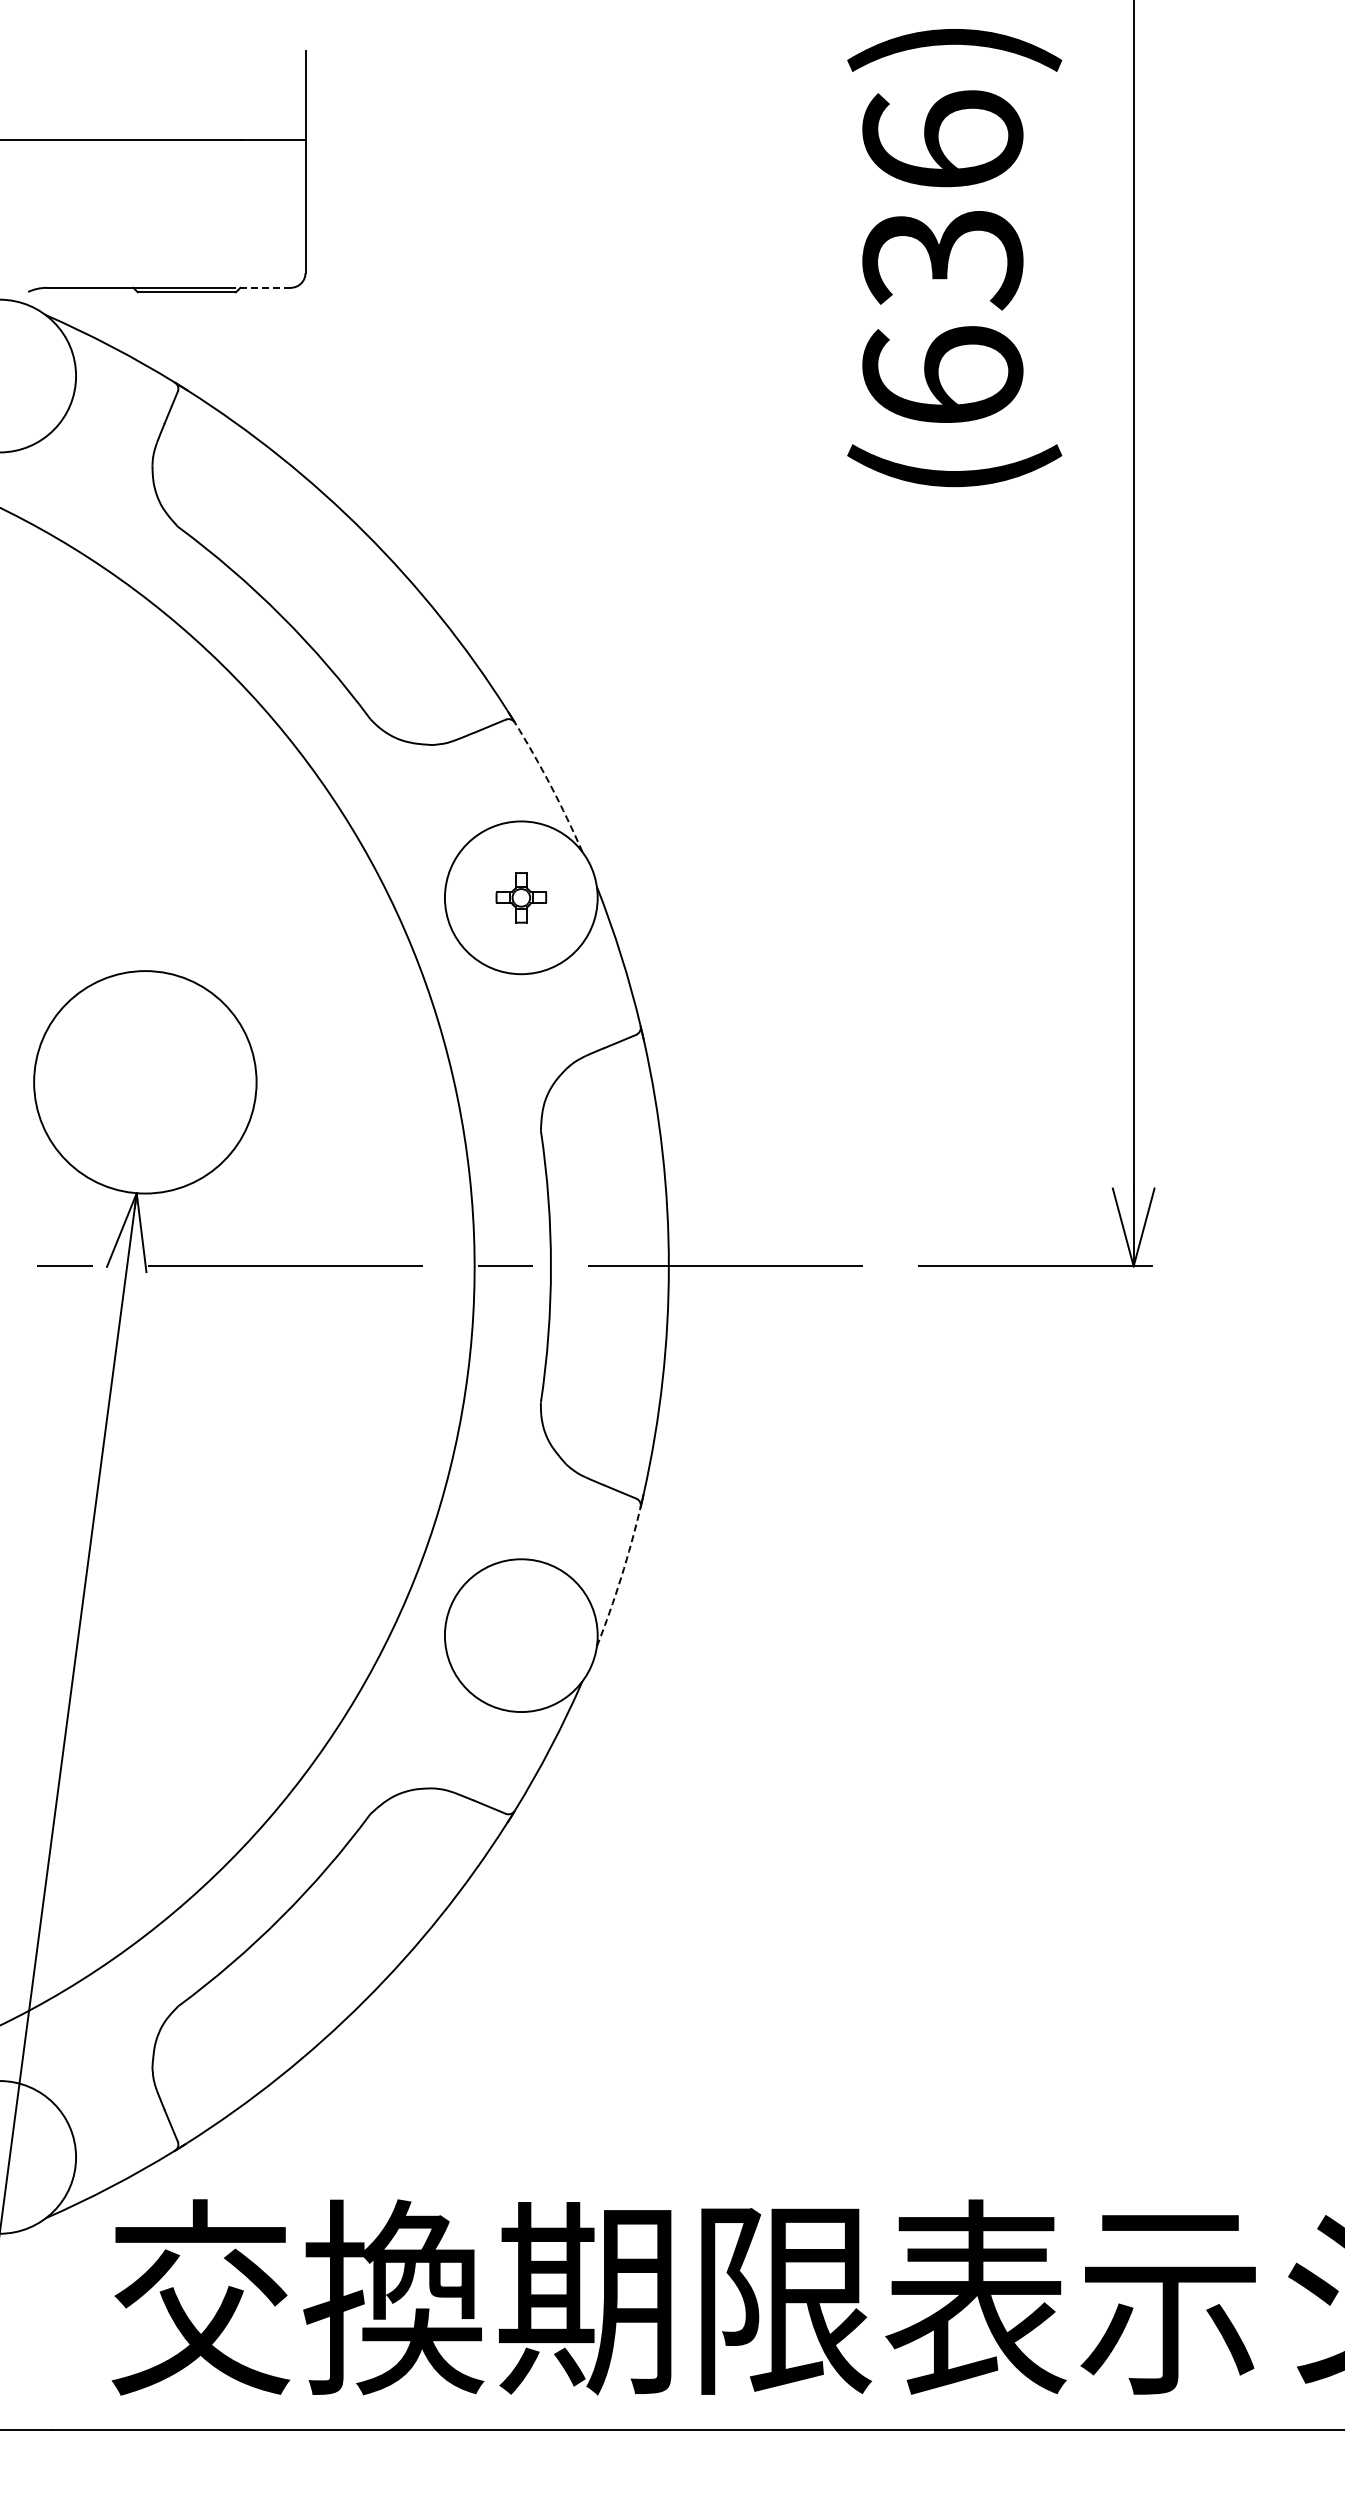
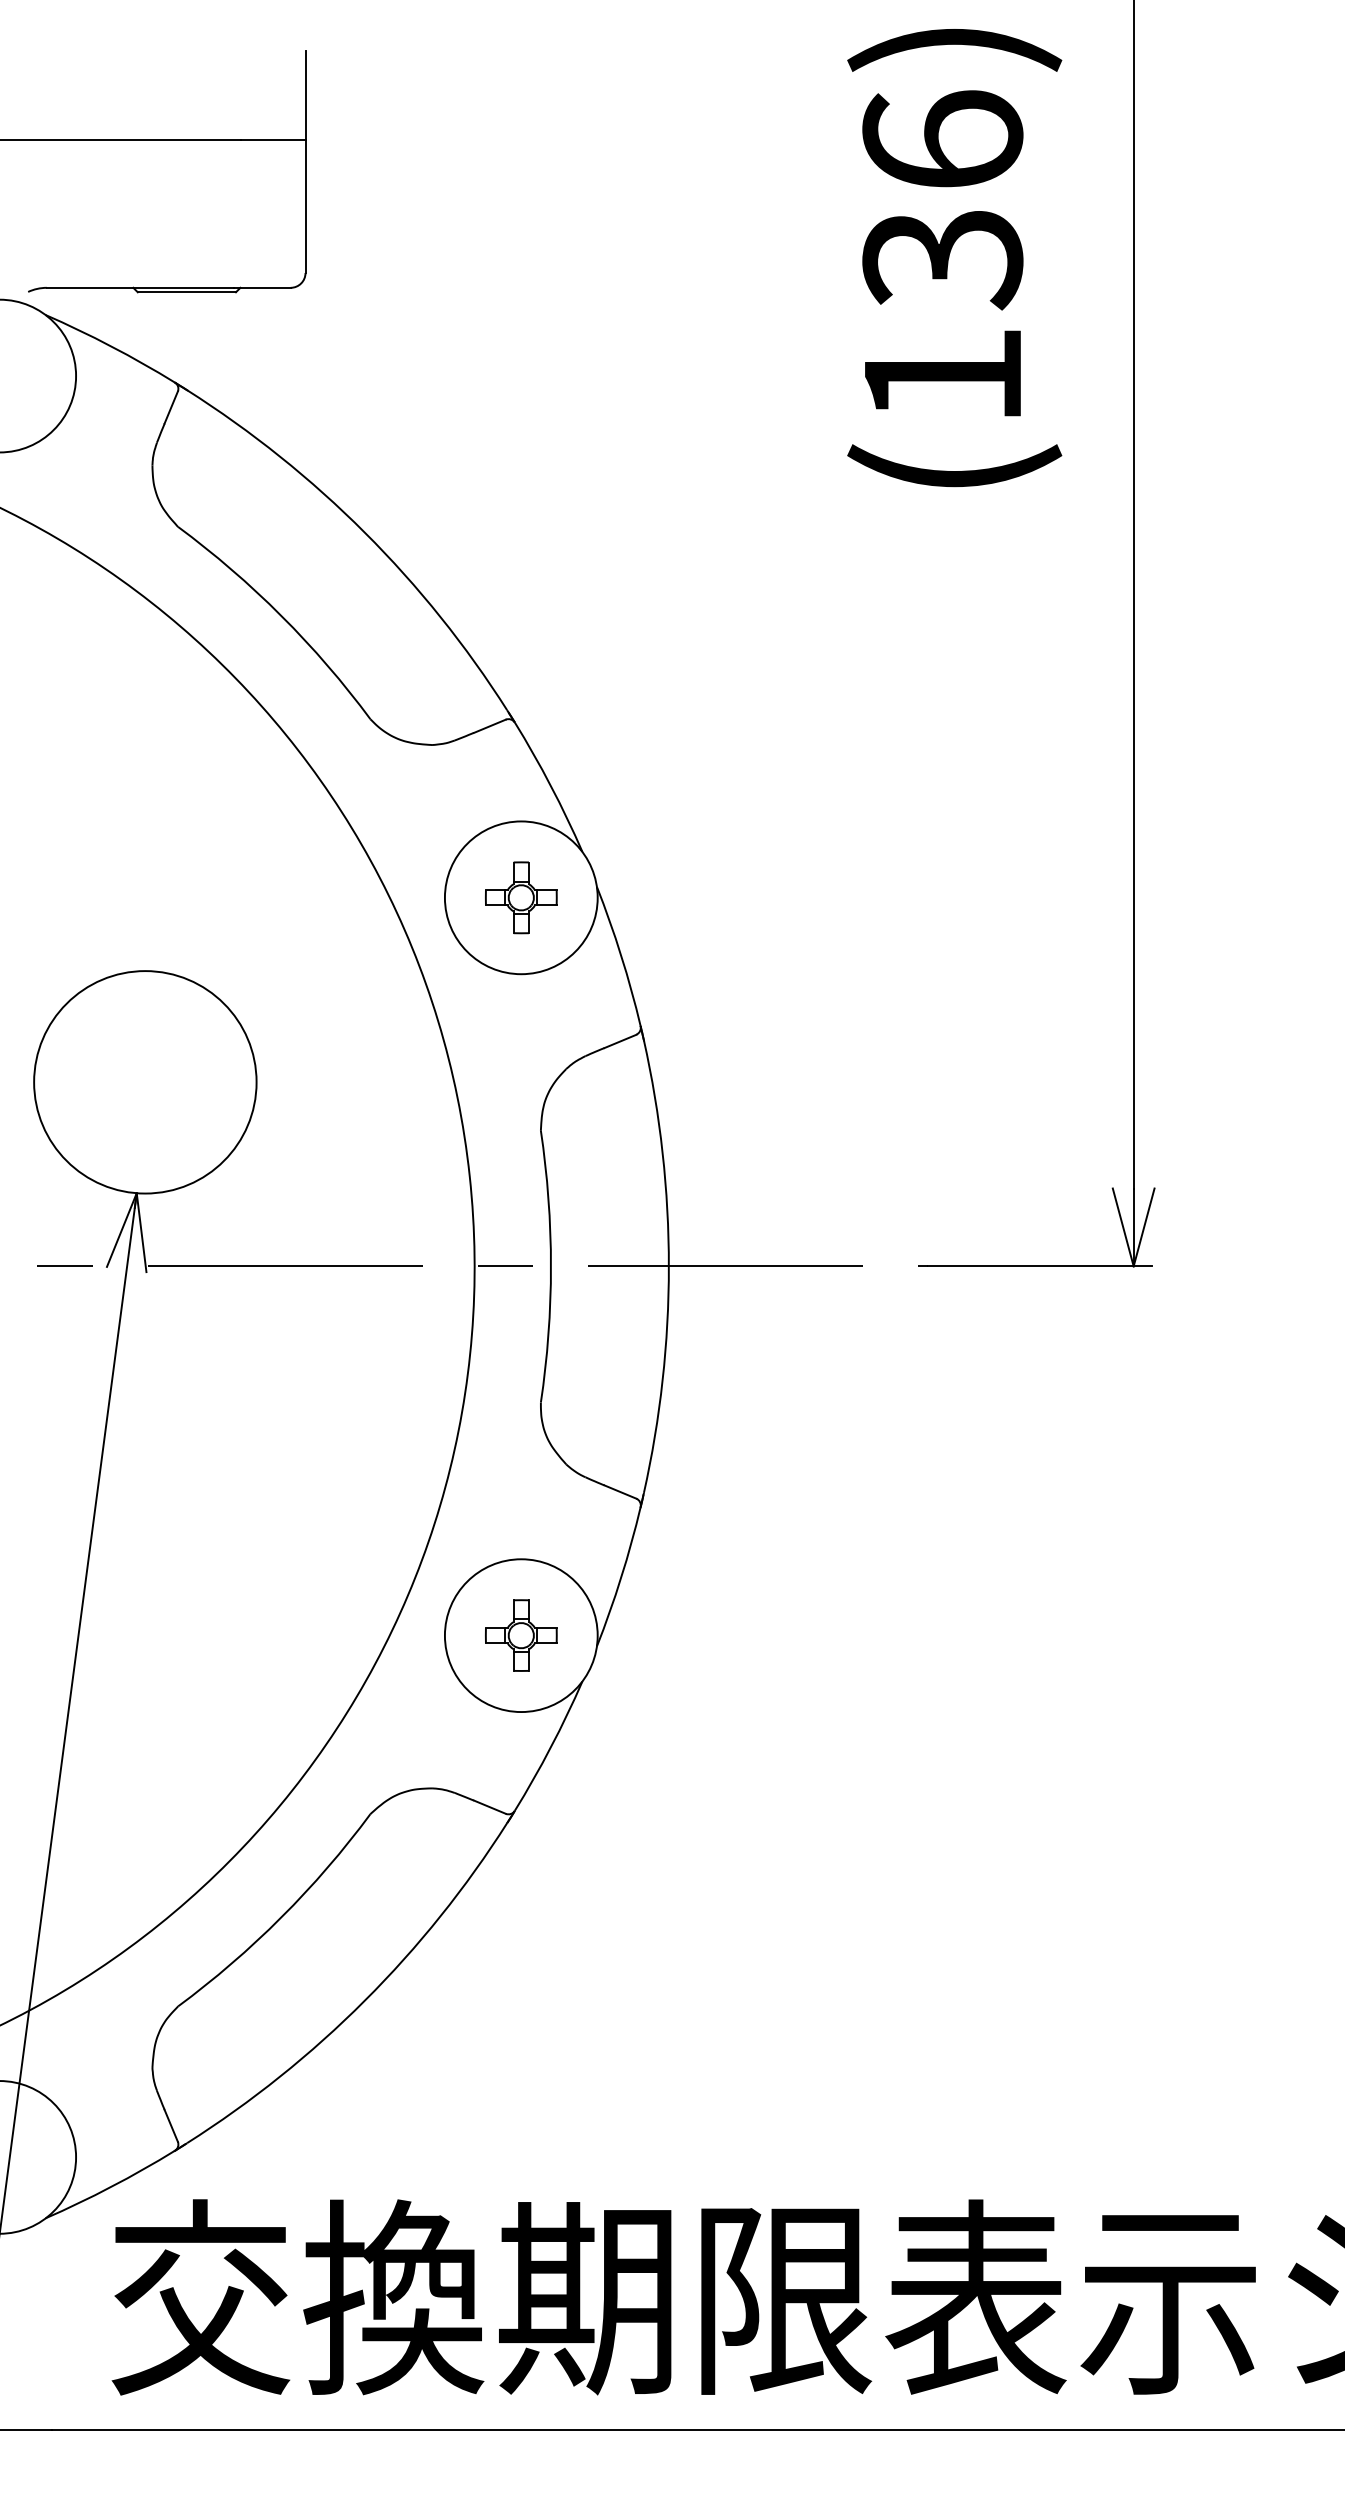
line: dashed -> solid (261, 287)
text: (636) -> (136) (942, 374)
arc: dashed -> solid (550, 786)
part size: 53x52 px -> 73x74 px (521, 897)
arc: dashed -> solid (621, 1577)
part: none -> present (521, 1635)
